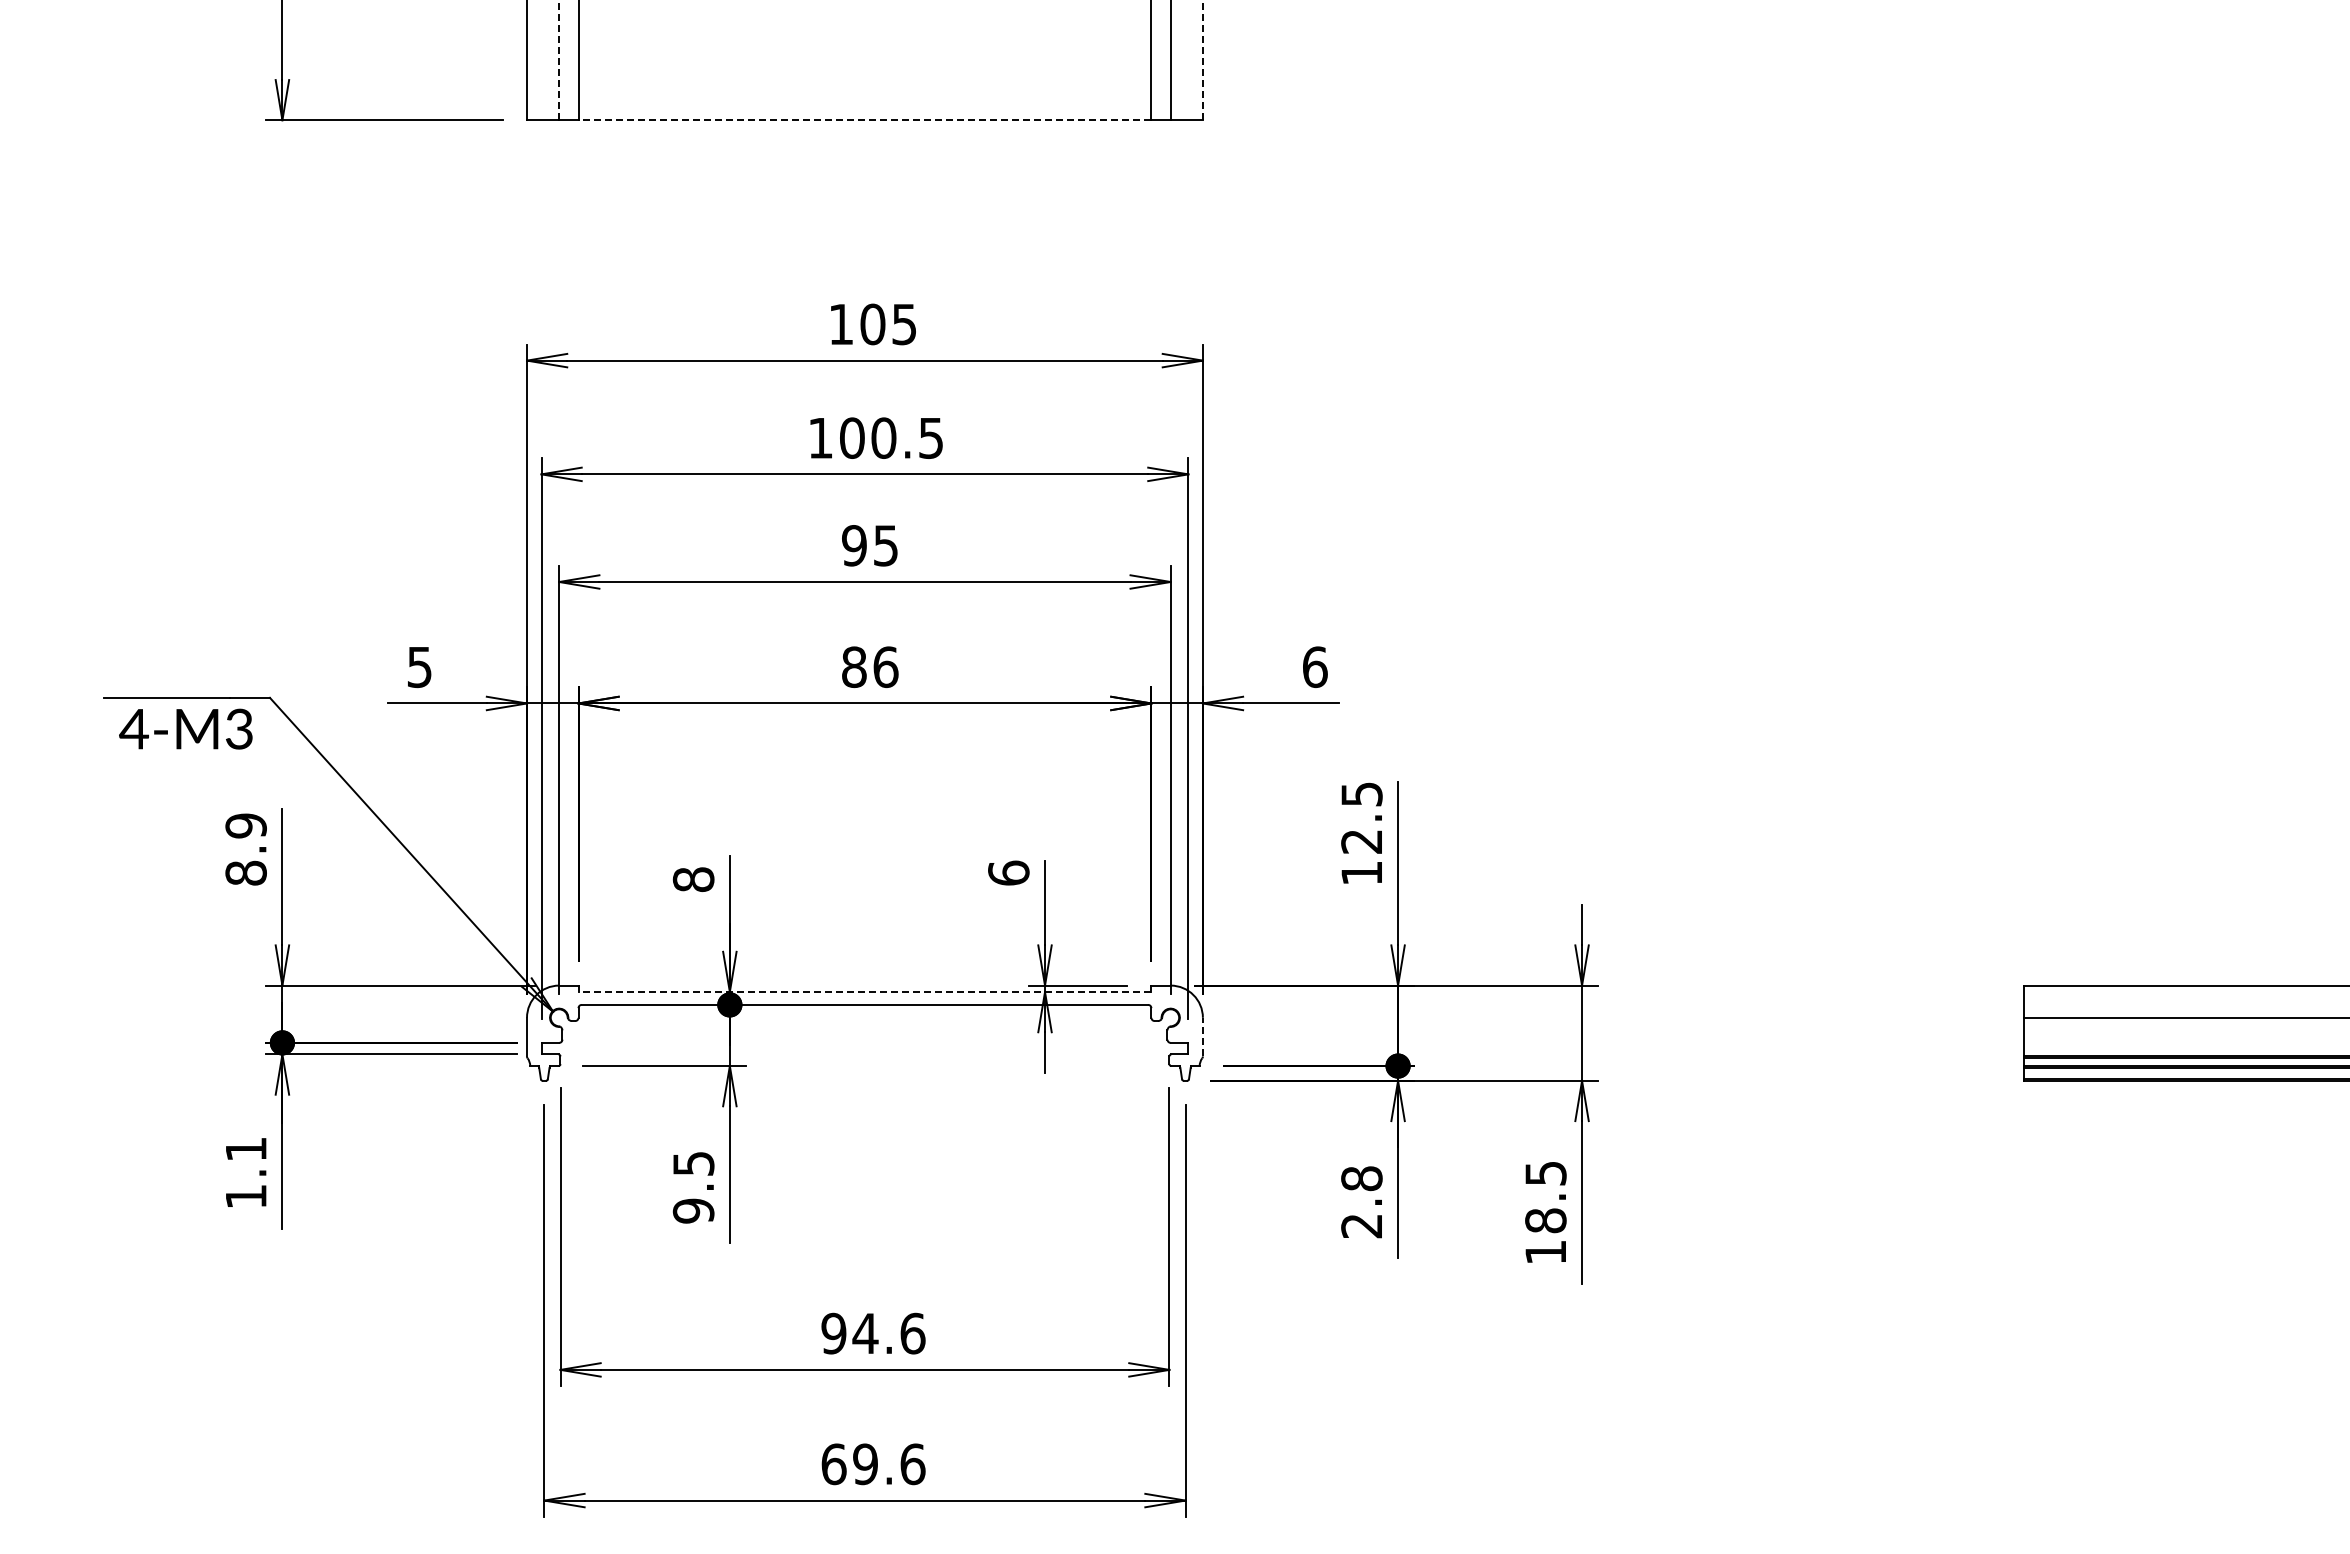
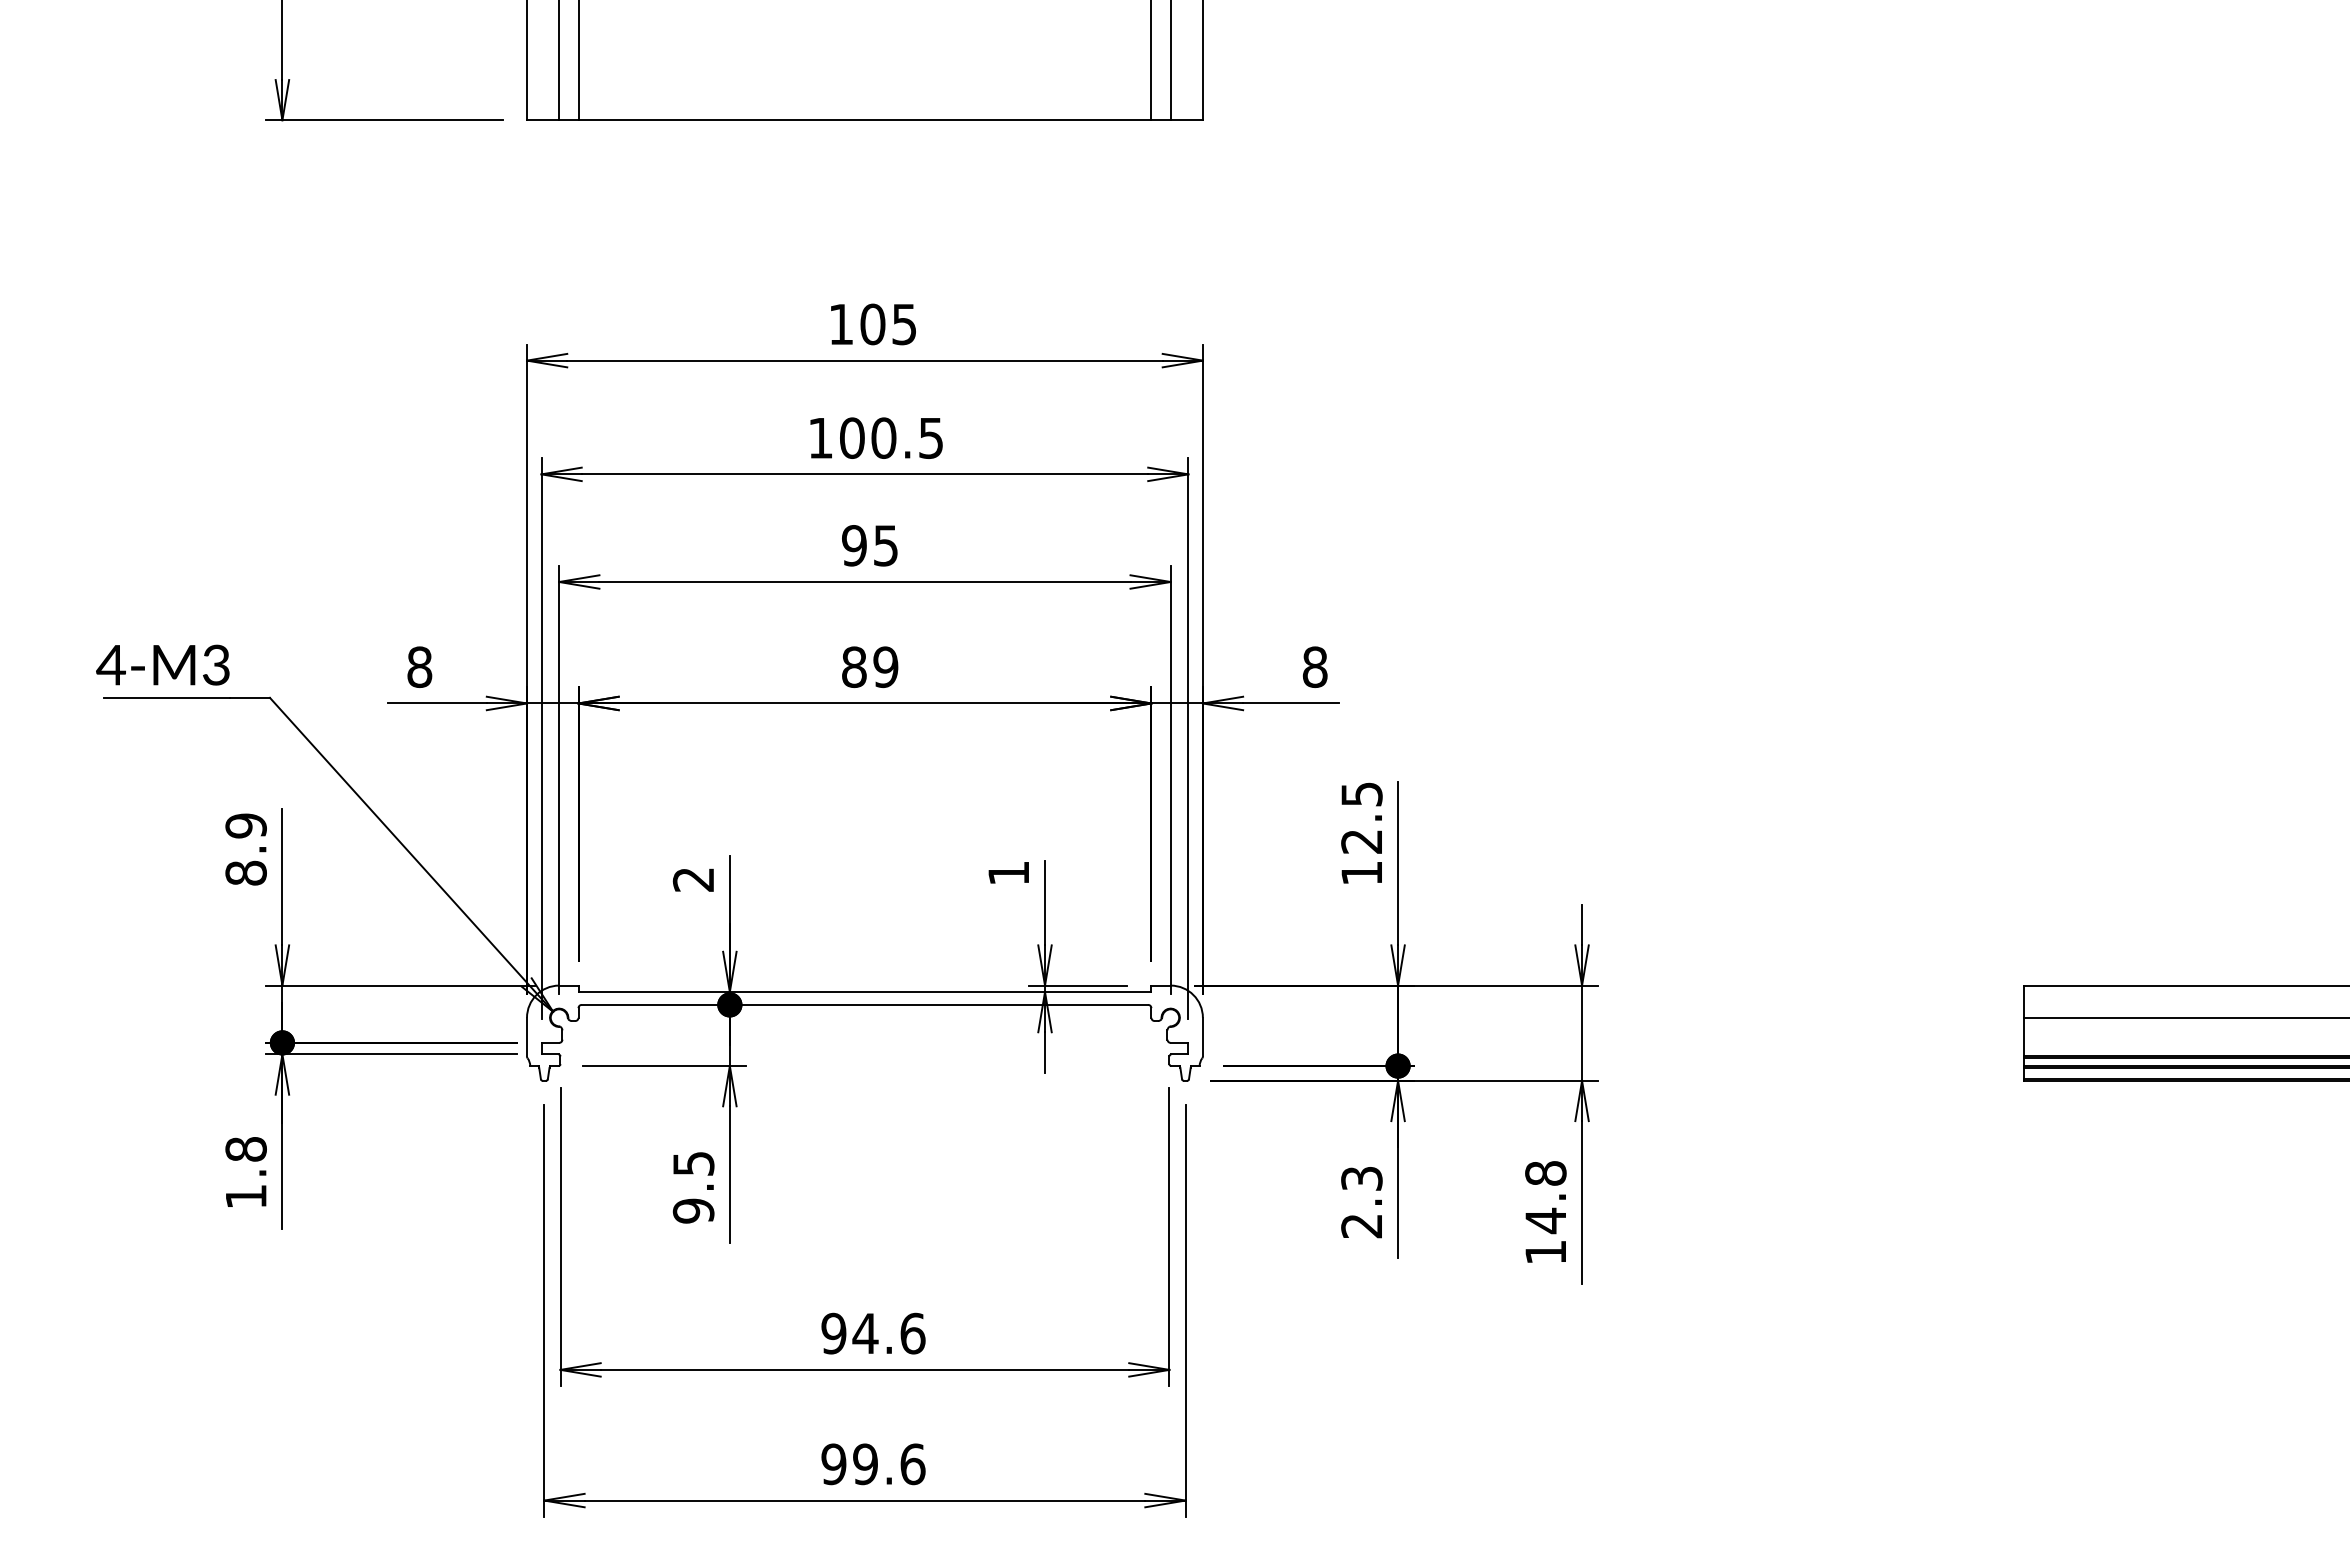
line: dashed -> solid (559, 60)
line: dashed -> solid (1202, 60)
line: dashed -> solid (864, 120)
text: 6 -> 8 (1314, 666)
text: 5 -> 8 (419, 667)
text: 86 -> 89 (885, 667)
text position: (185, 728) -> (162, 664) (162, 664)
text: 6 -> 1 (1008, 872)
text: 8 -> 2 (693, 879)
line: dashed -> solid (864, 992)
line: dashed -> solid (1202, 1036)
text: 1.1 -> 1.8 (245, 1149)
text: 2.8 -> 2.3 (1361, 1178)
text: 18.5 -> 14.8 (1545, 1197)
text: 69.6 -> 99.6 (833, 1464)
